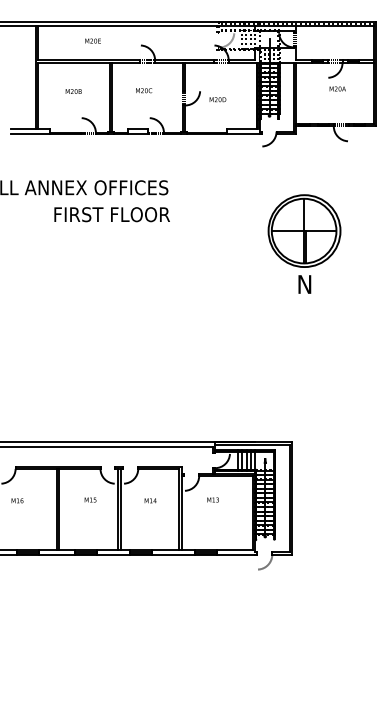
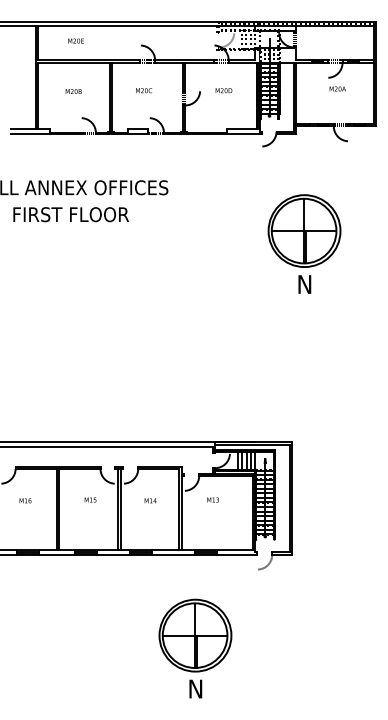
text position: (92, 40) -> (75, 40) (75, 40)
text position: (217, 99) -> (223, 90) (223, 90)
text position: (111, 214) -> (70, 214) (70, 214)
text position: (17, 500) -> (25, 500) (25, 500)
part: none -> present (195, 648)
